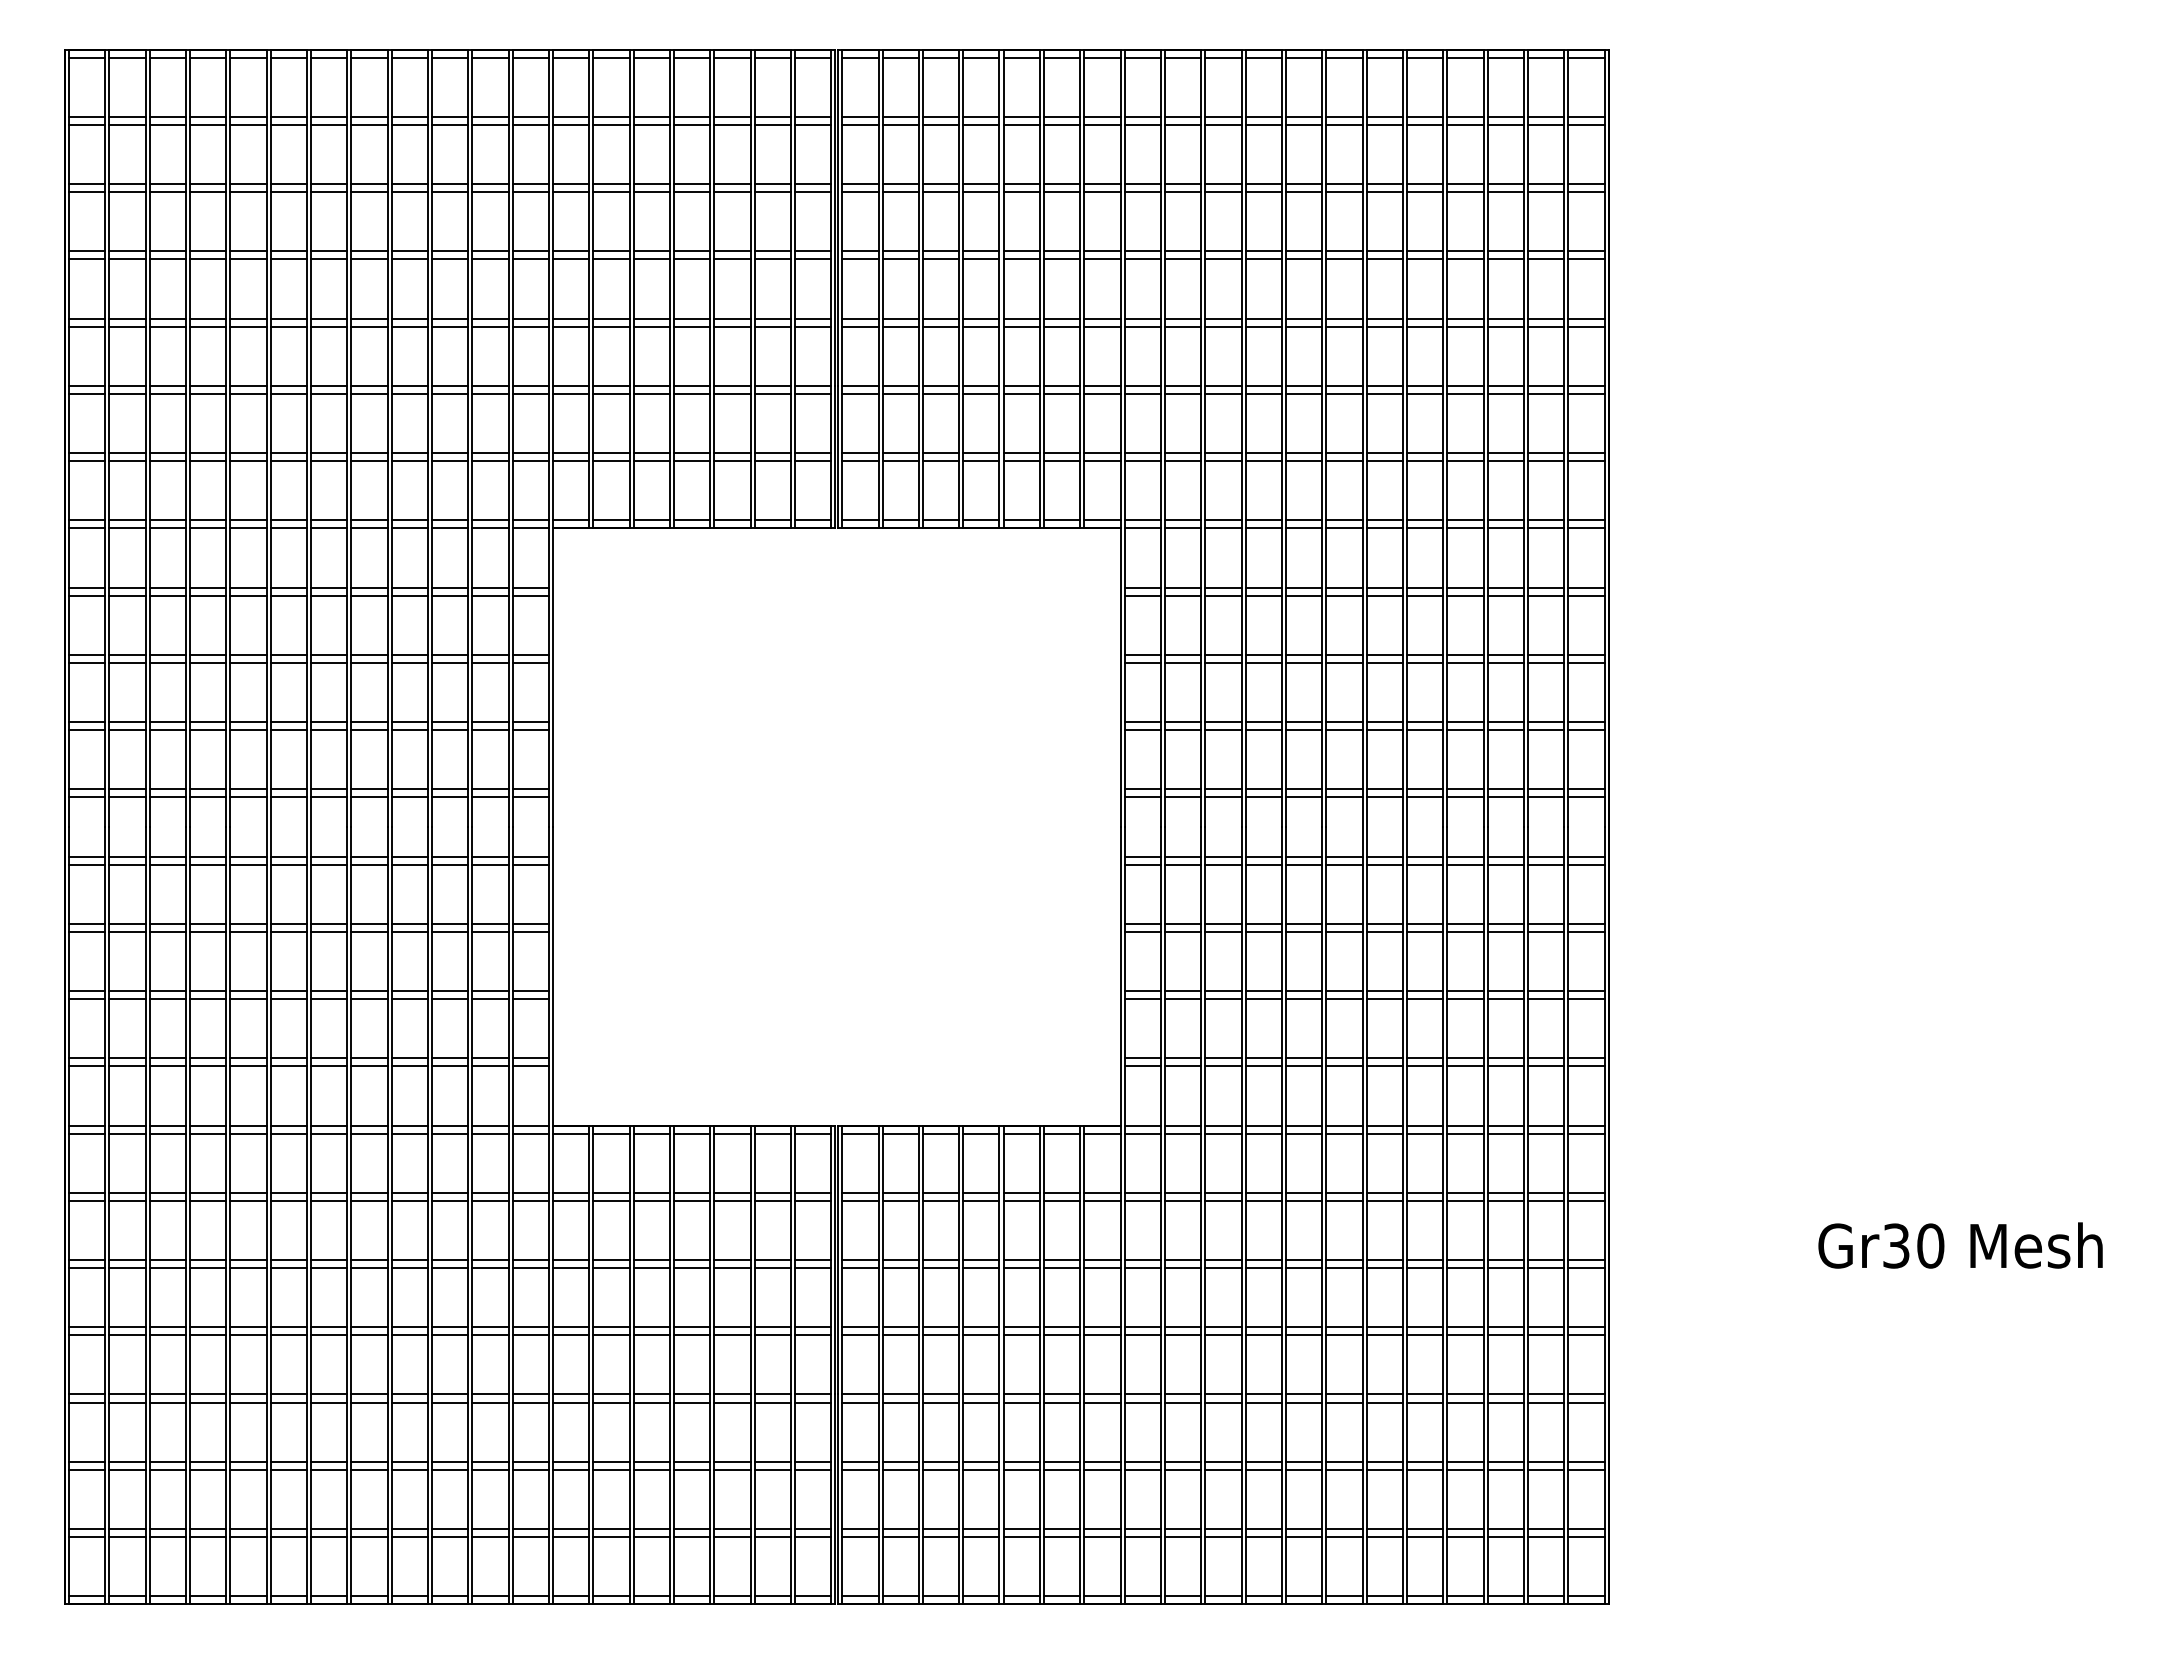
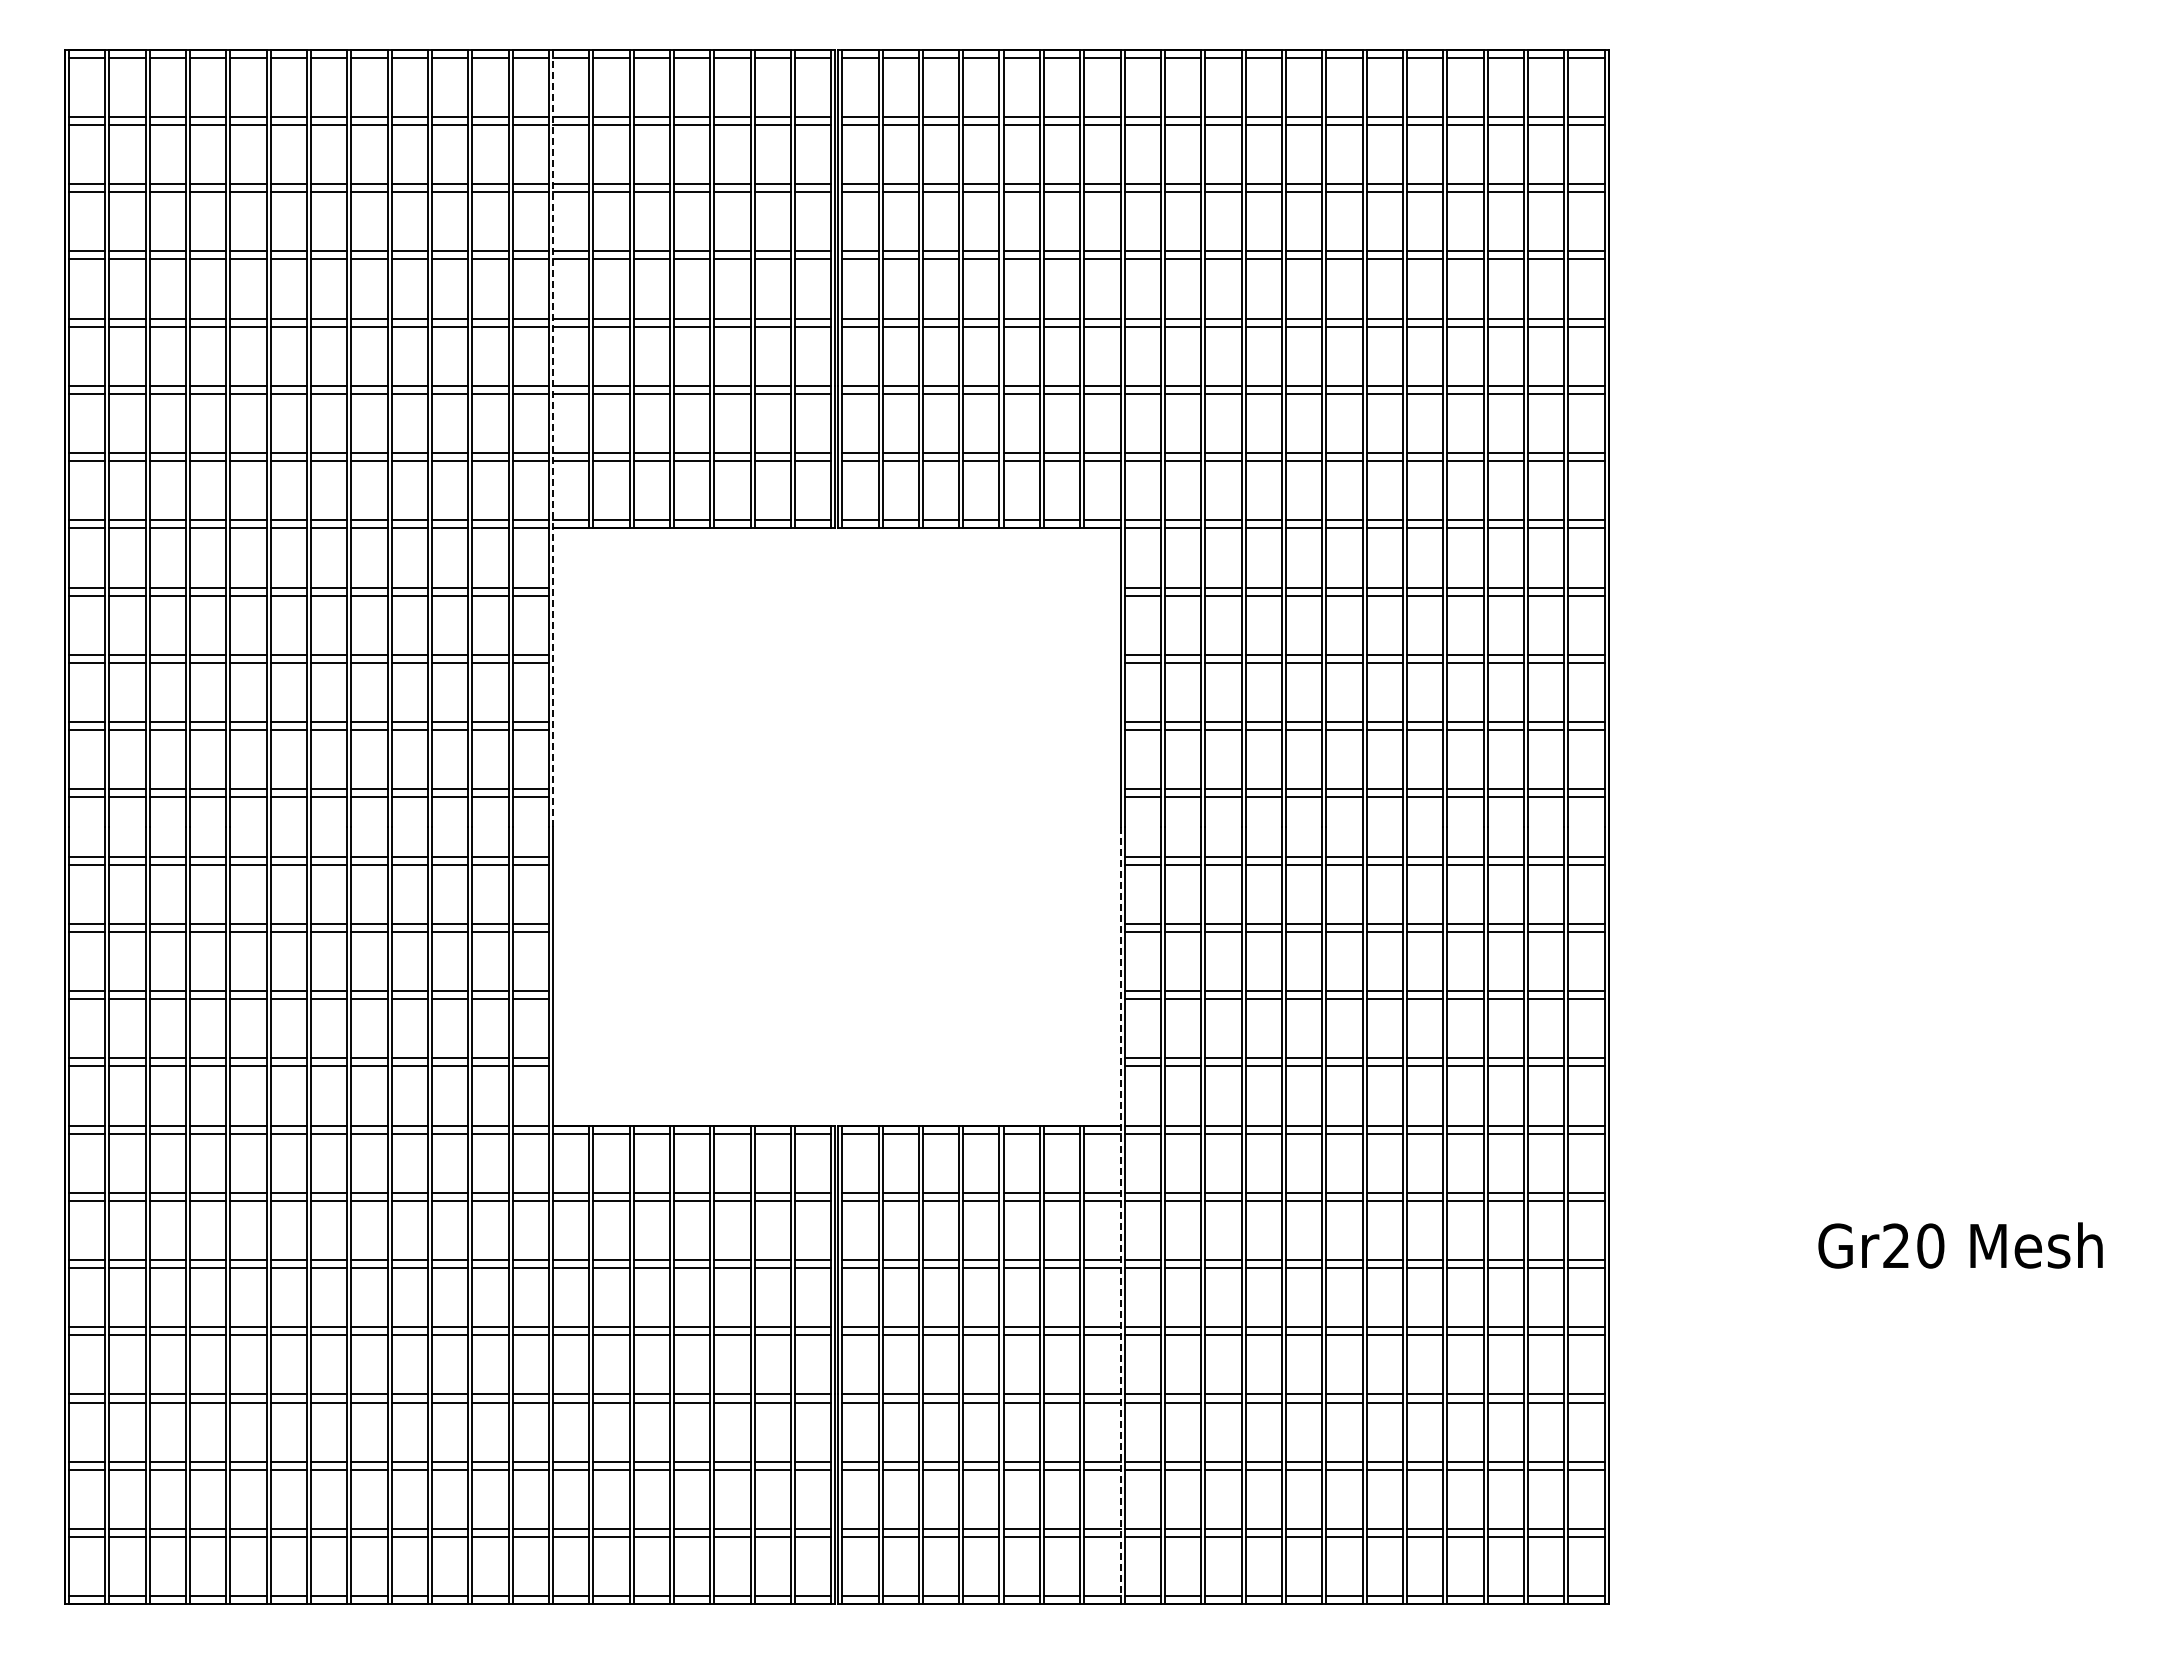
line: solid -> dashed (553, 438)
line: solid -> dashed (1120, 1215)
text: Gr30 -> Gr20 (1896, 1245)
